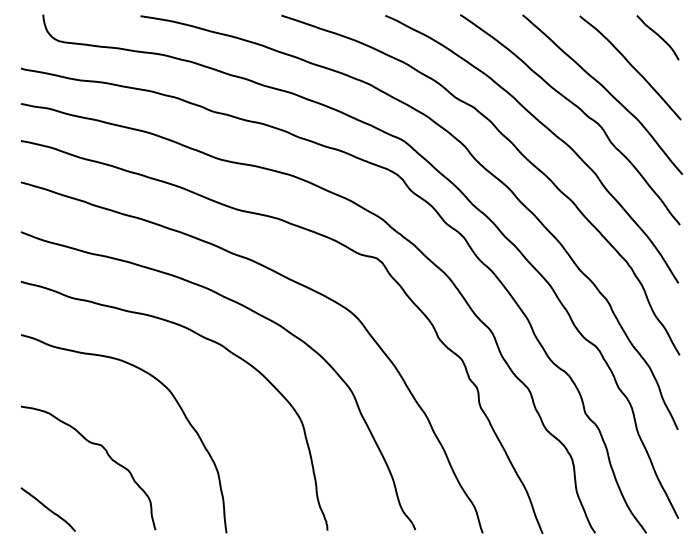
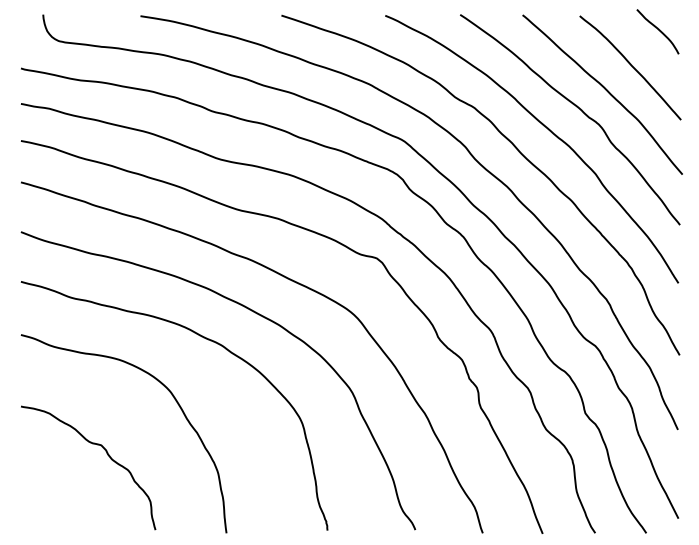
curve position: (658, 36) -> (658, 30) (658, 30)
curve: present -> none (47, 509)
